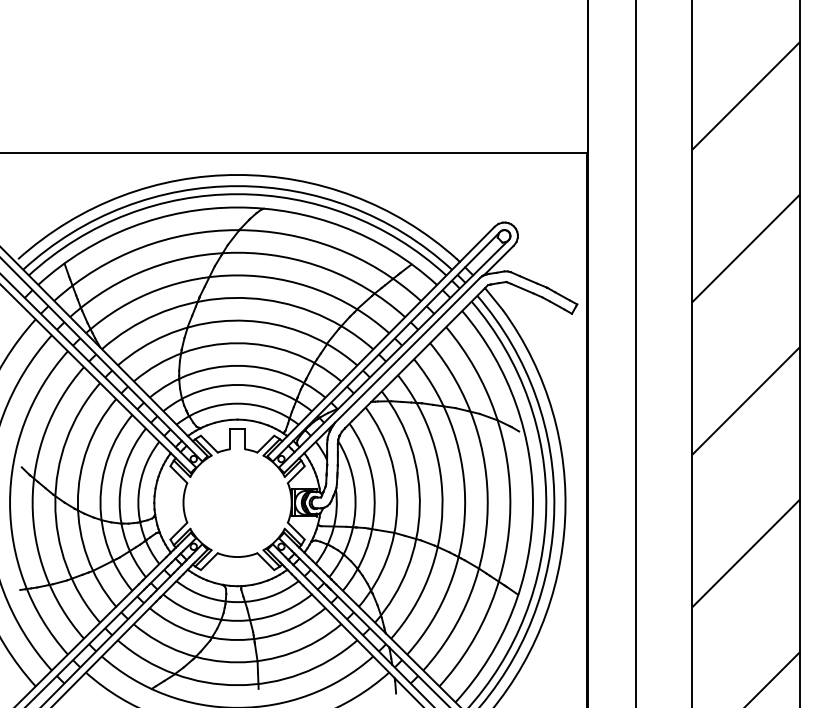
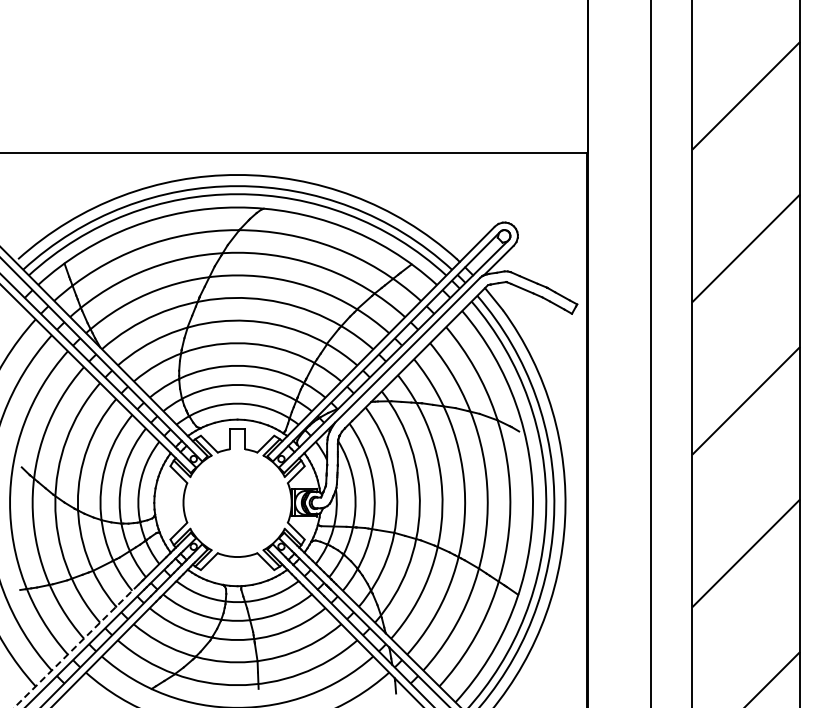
line position: (636, 353) -> (651, 353) (651, 353)
line: solid -> dashed (76, 645)
